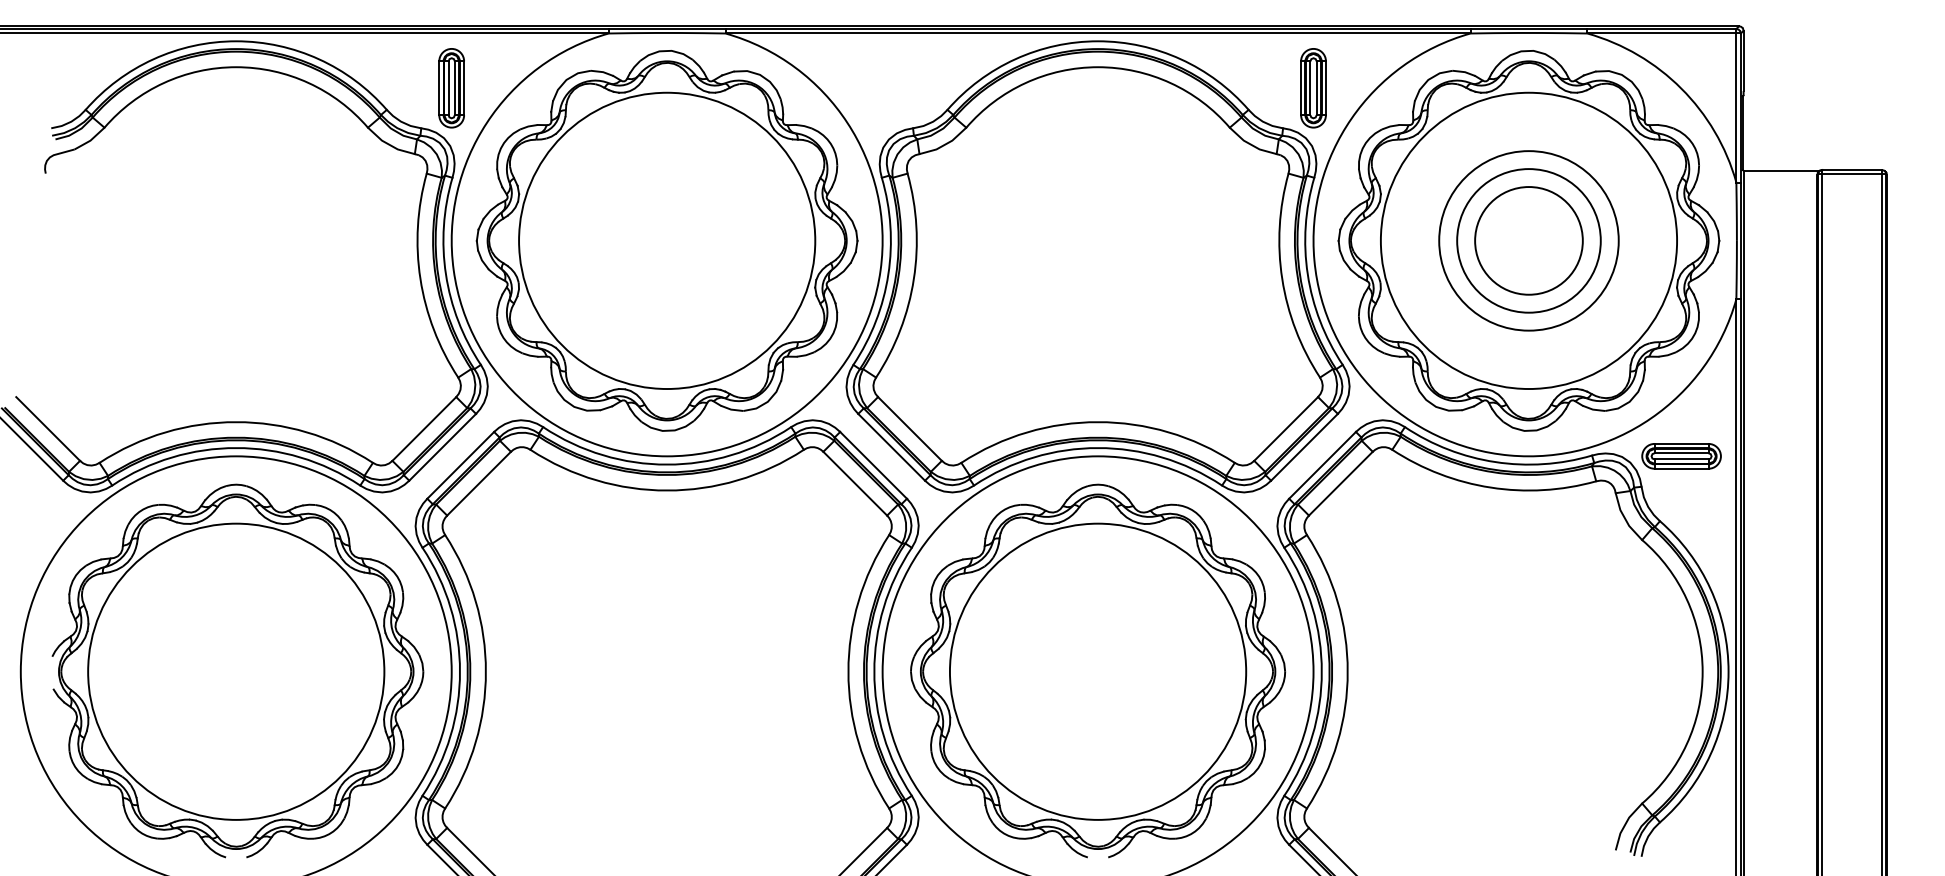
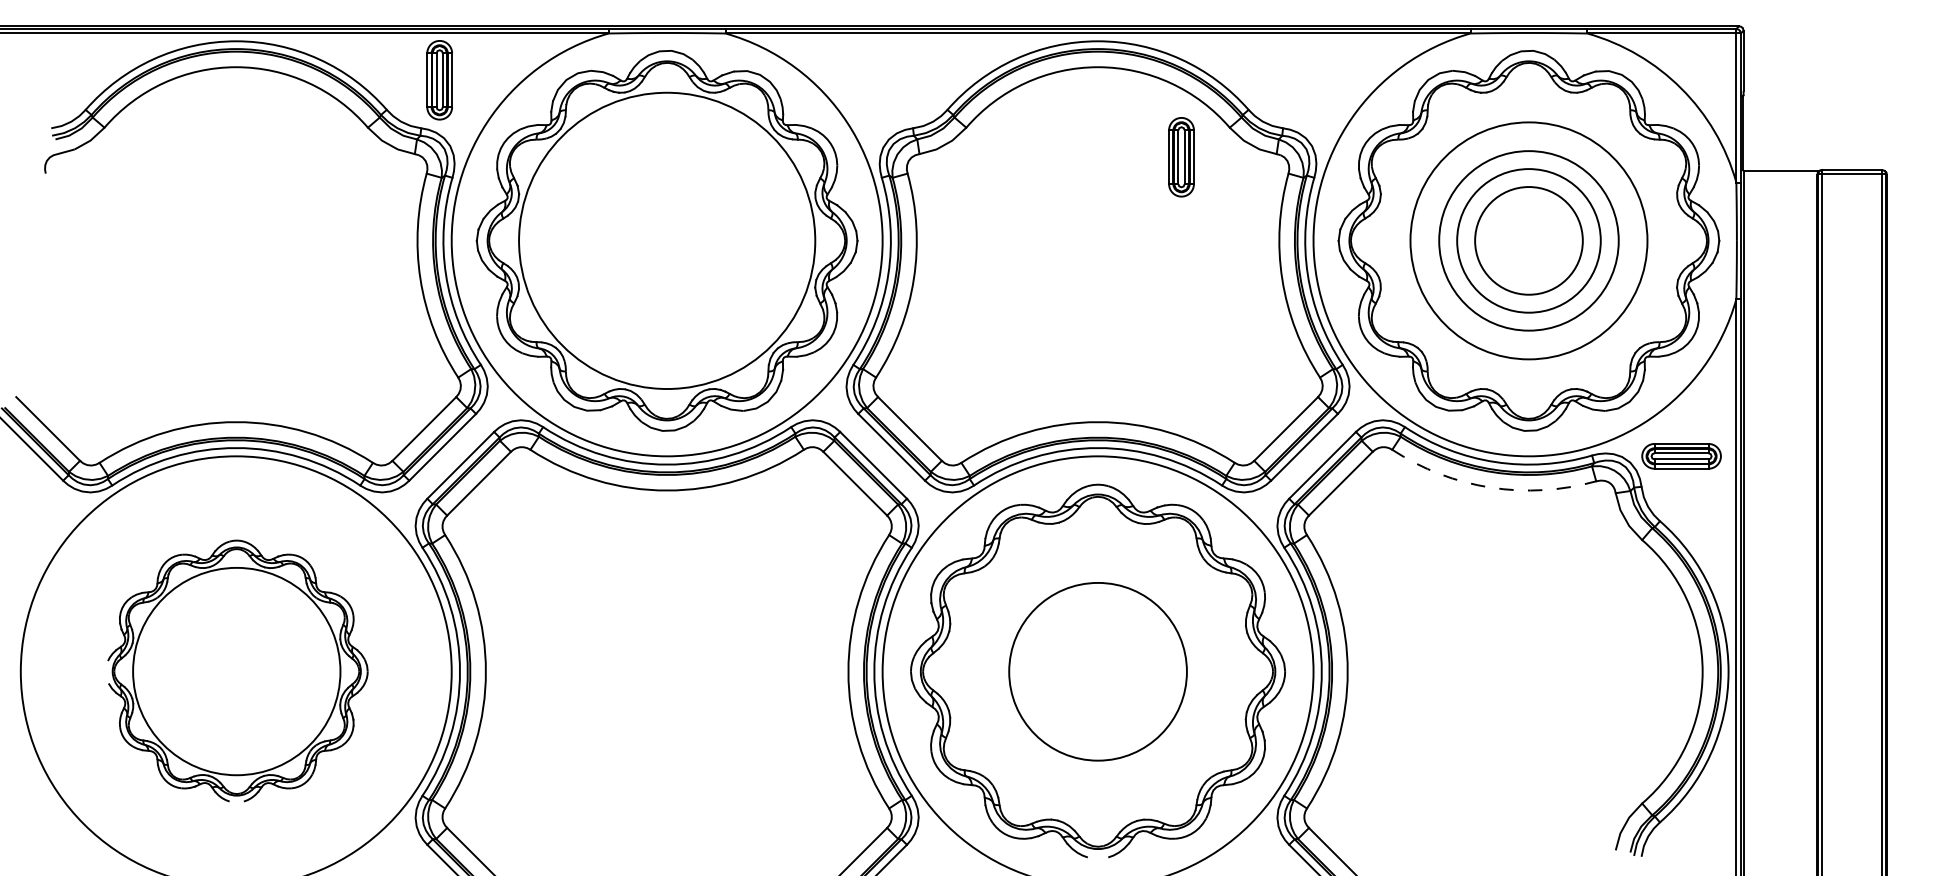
part position: (451, 88) -> (439, 80) (439, 80)
part position: (1313, 88) -> (1181, 157) (1181, 157)
circle diameter: 296 px -> 237 px (1528, 240)
arc: solid -> dashed (1490, 487)
part size: 374x376 px -> 262x264 px (237, 670)
circle diameter: 296 px -> 178 px (1097, 671)
